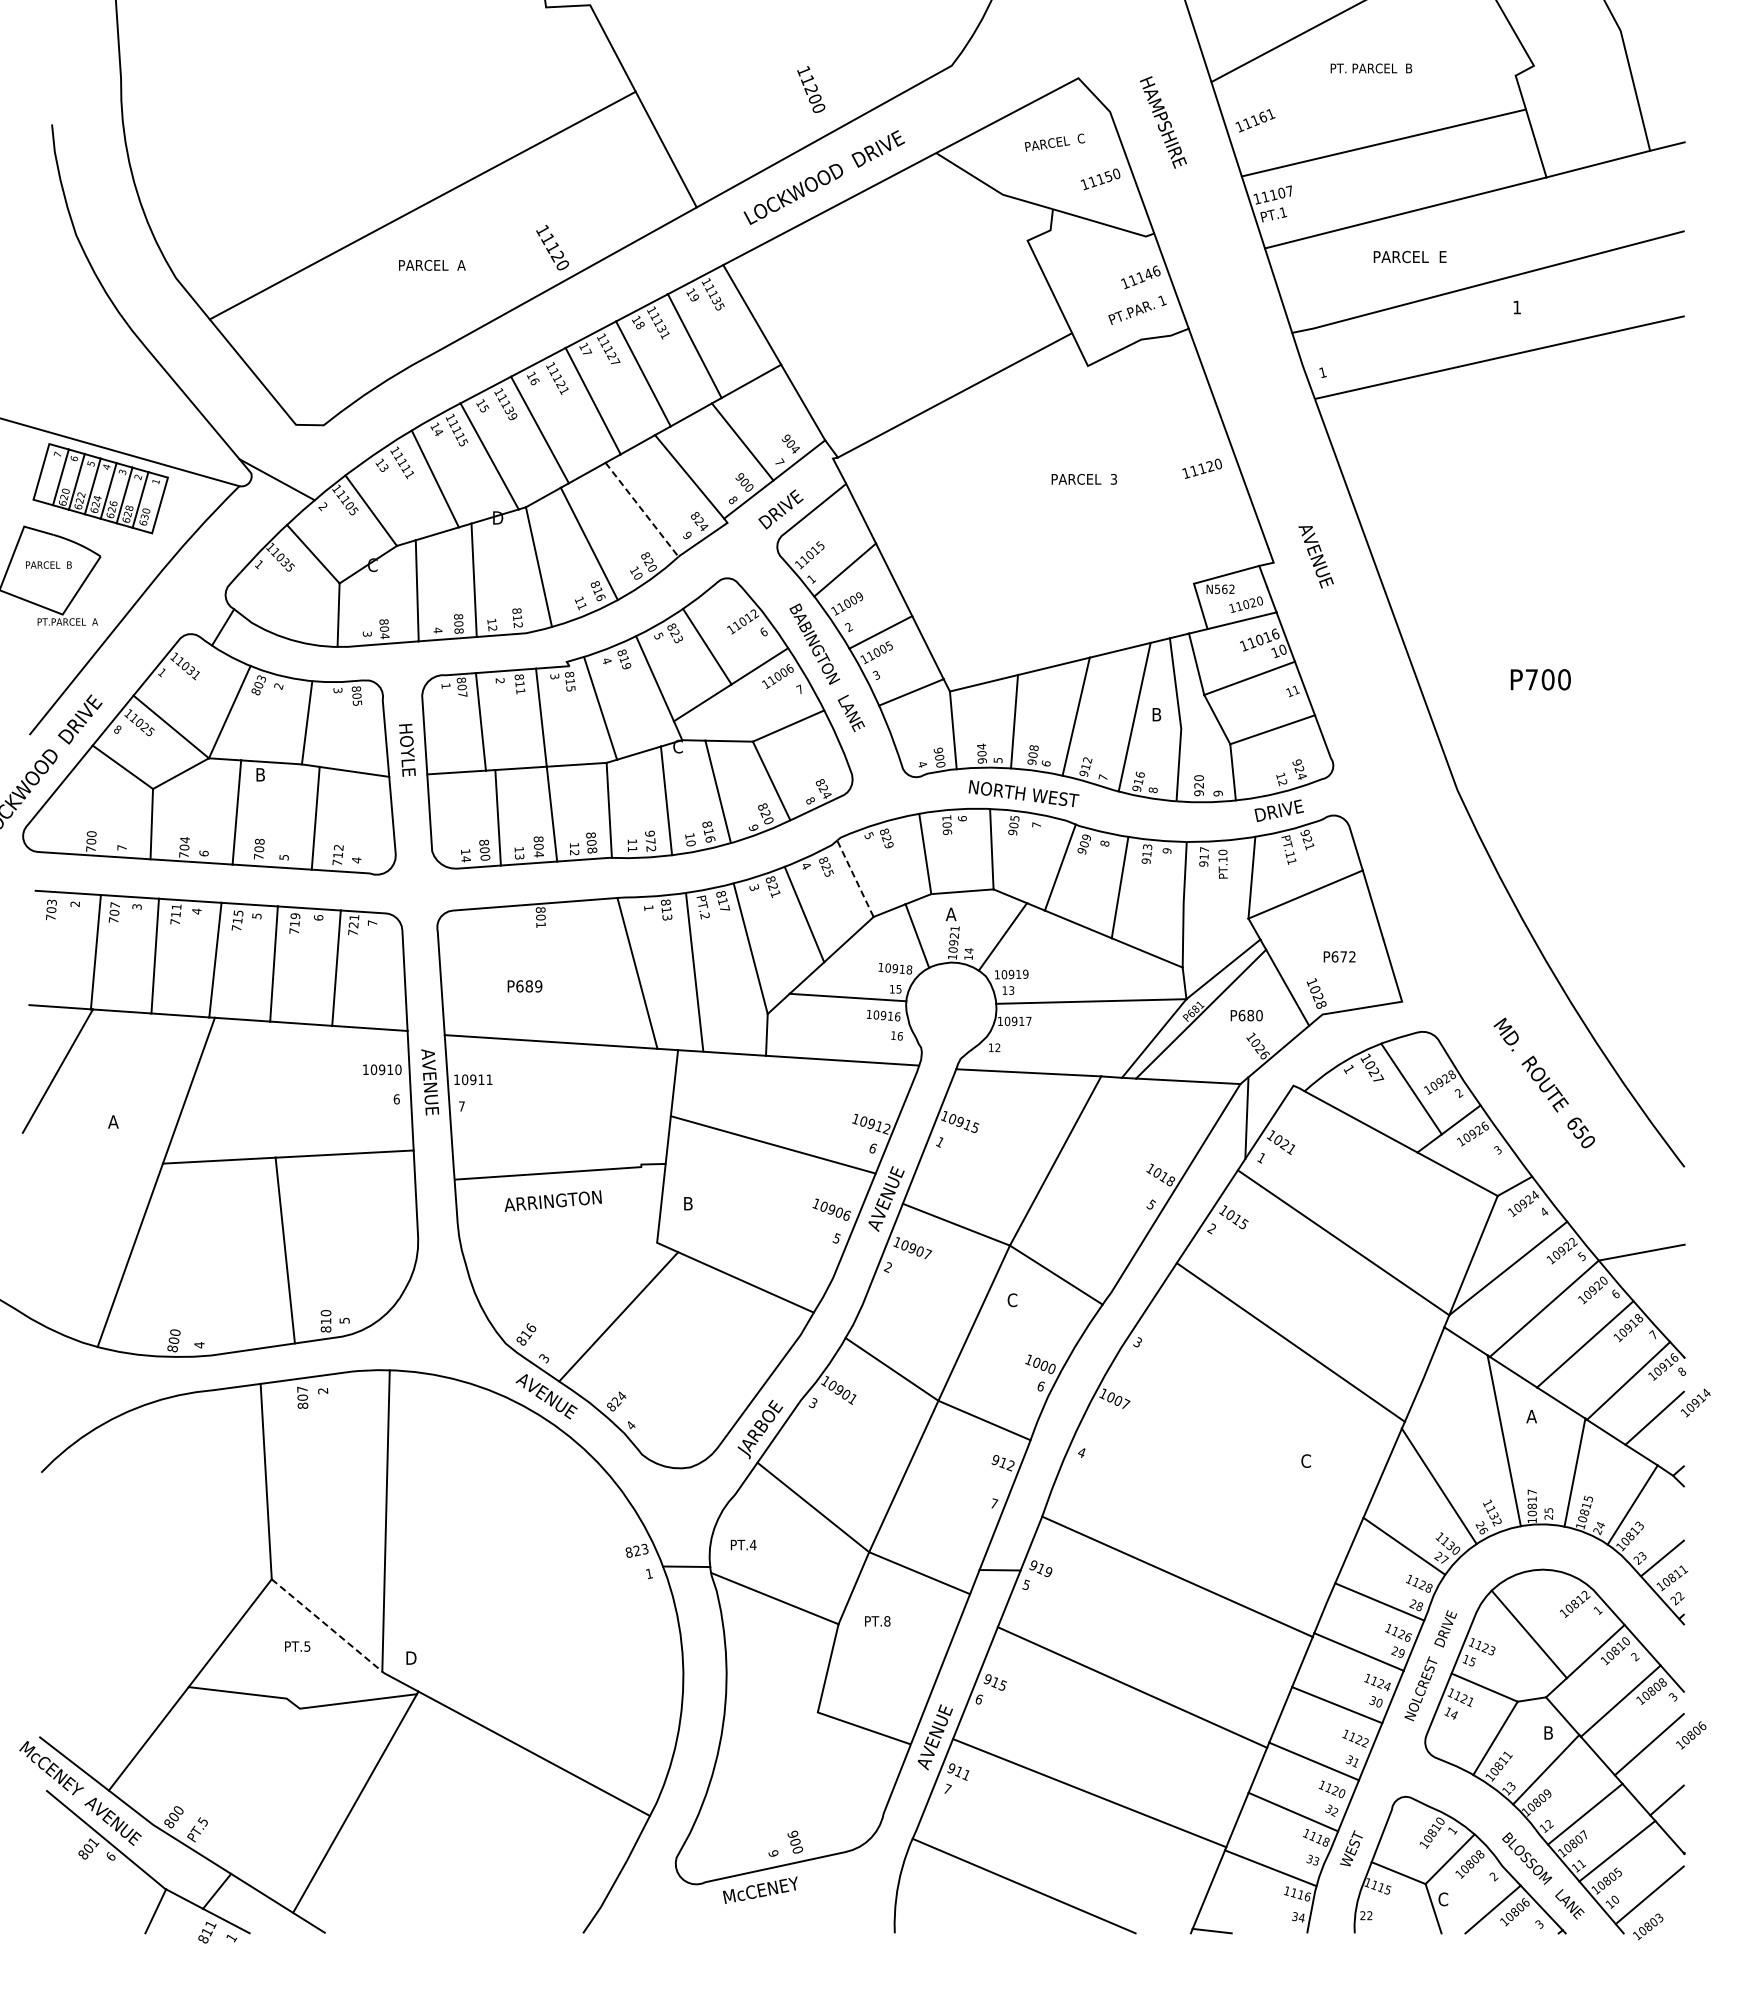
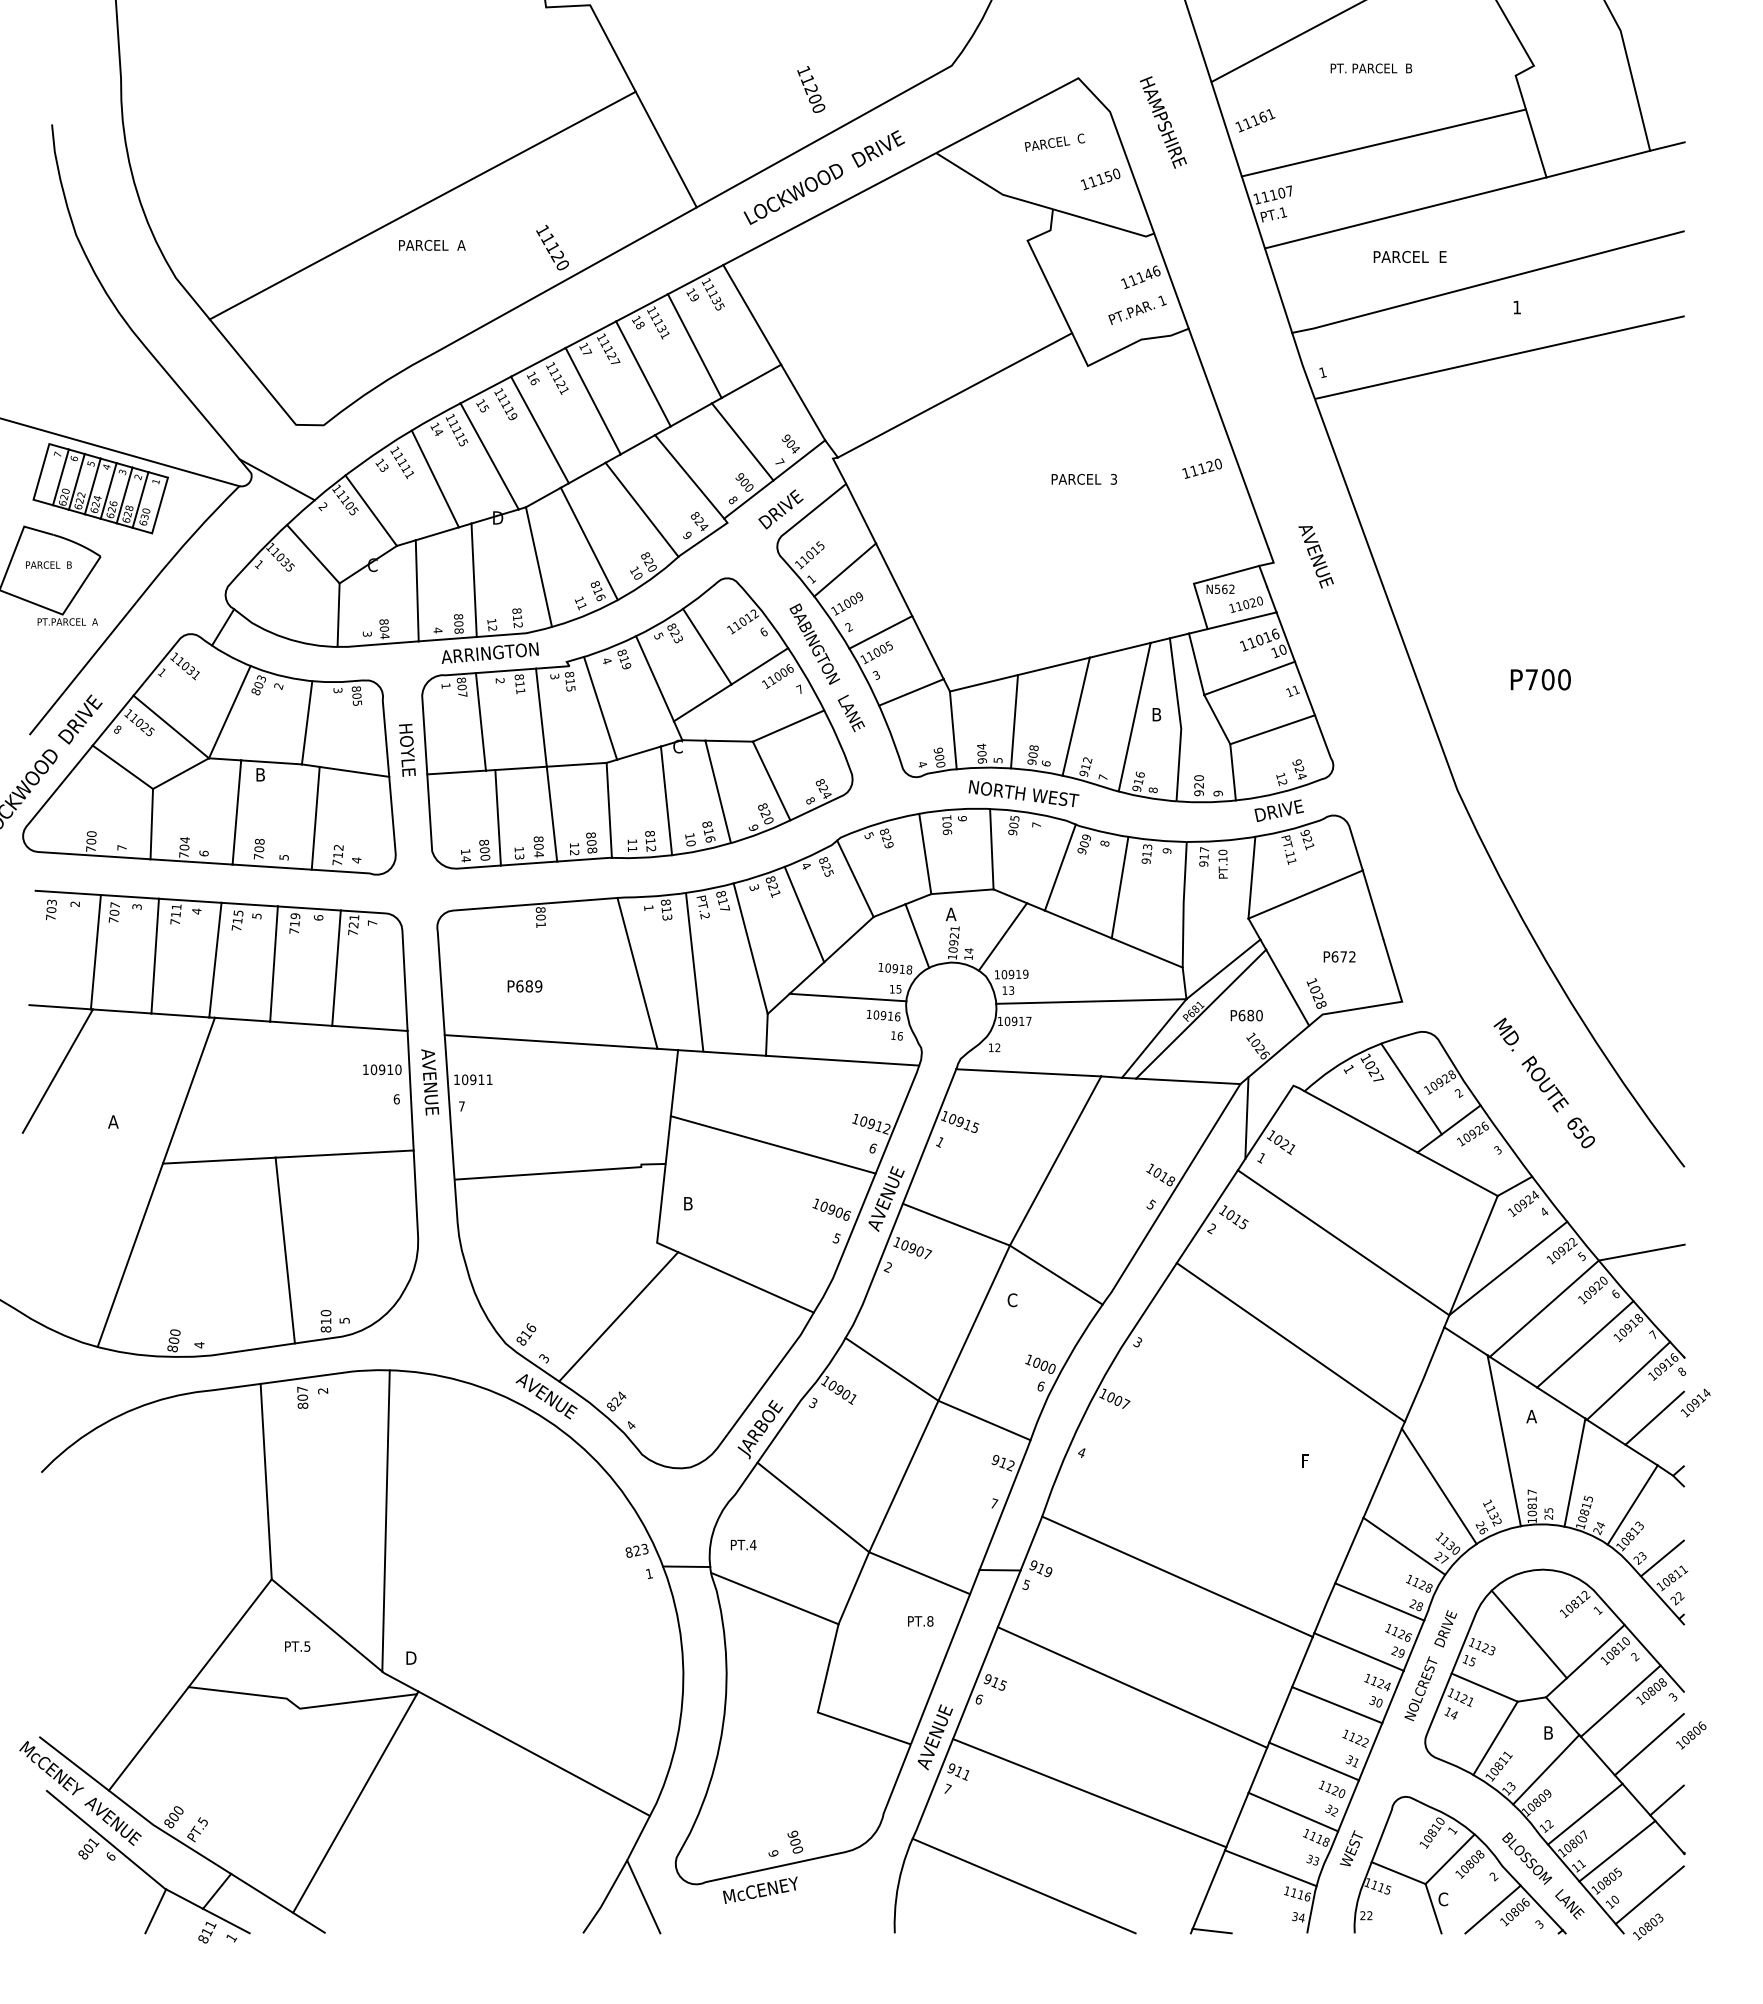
text position: (432, 265) -> (432, 245) (432, 245)
text: 11139 -> 11119 (508, 410)
line: dashed -> solid (642, 510)
text: 972 -> 812 (650, 837)
line: dashed -> solid (855, 878)
text position: (552, 1200) -> (489, 652) (489, 652)
text: C -> F (1305, 1460)
text position: (877, 1621) -> (920, 1621) (920, 1621)
line: dashed -> solid (327, 1625)
line: none -> present (643, 1896)
